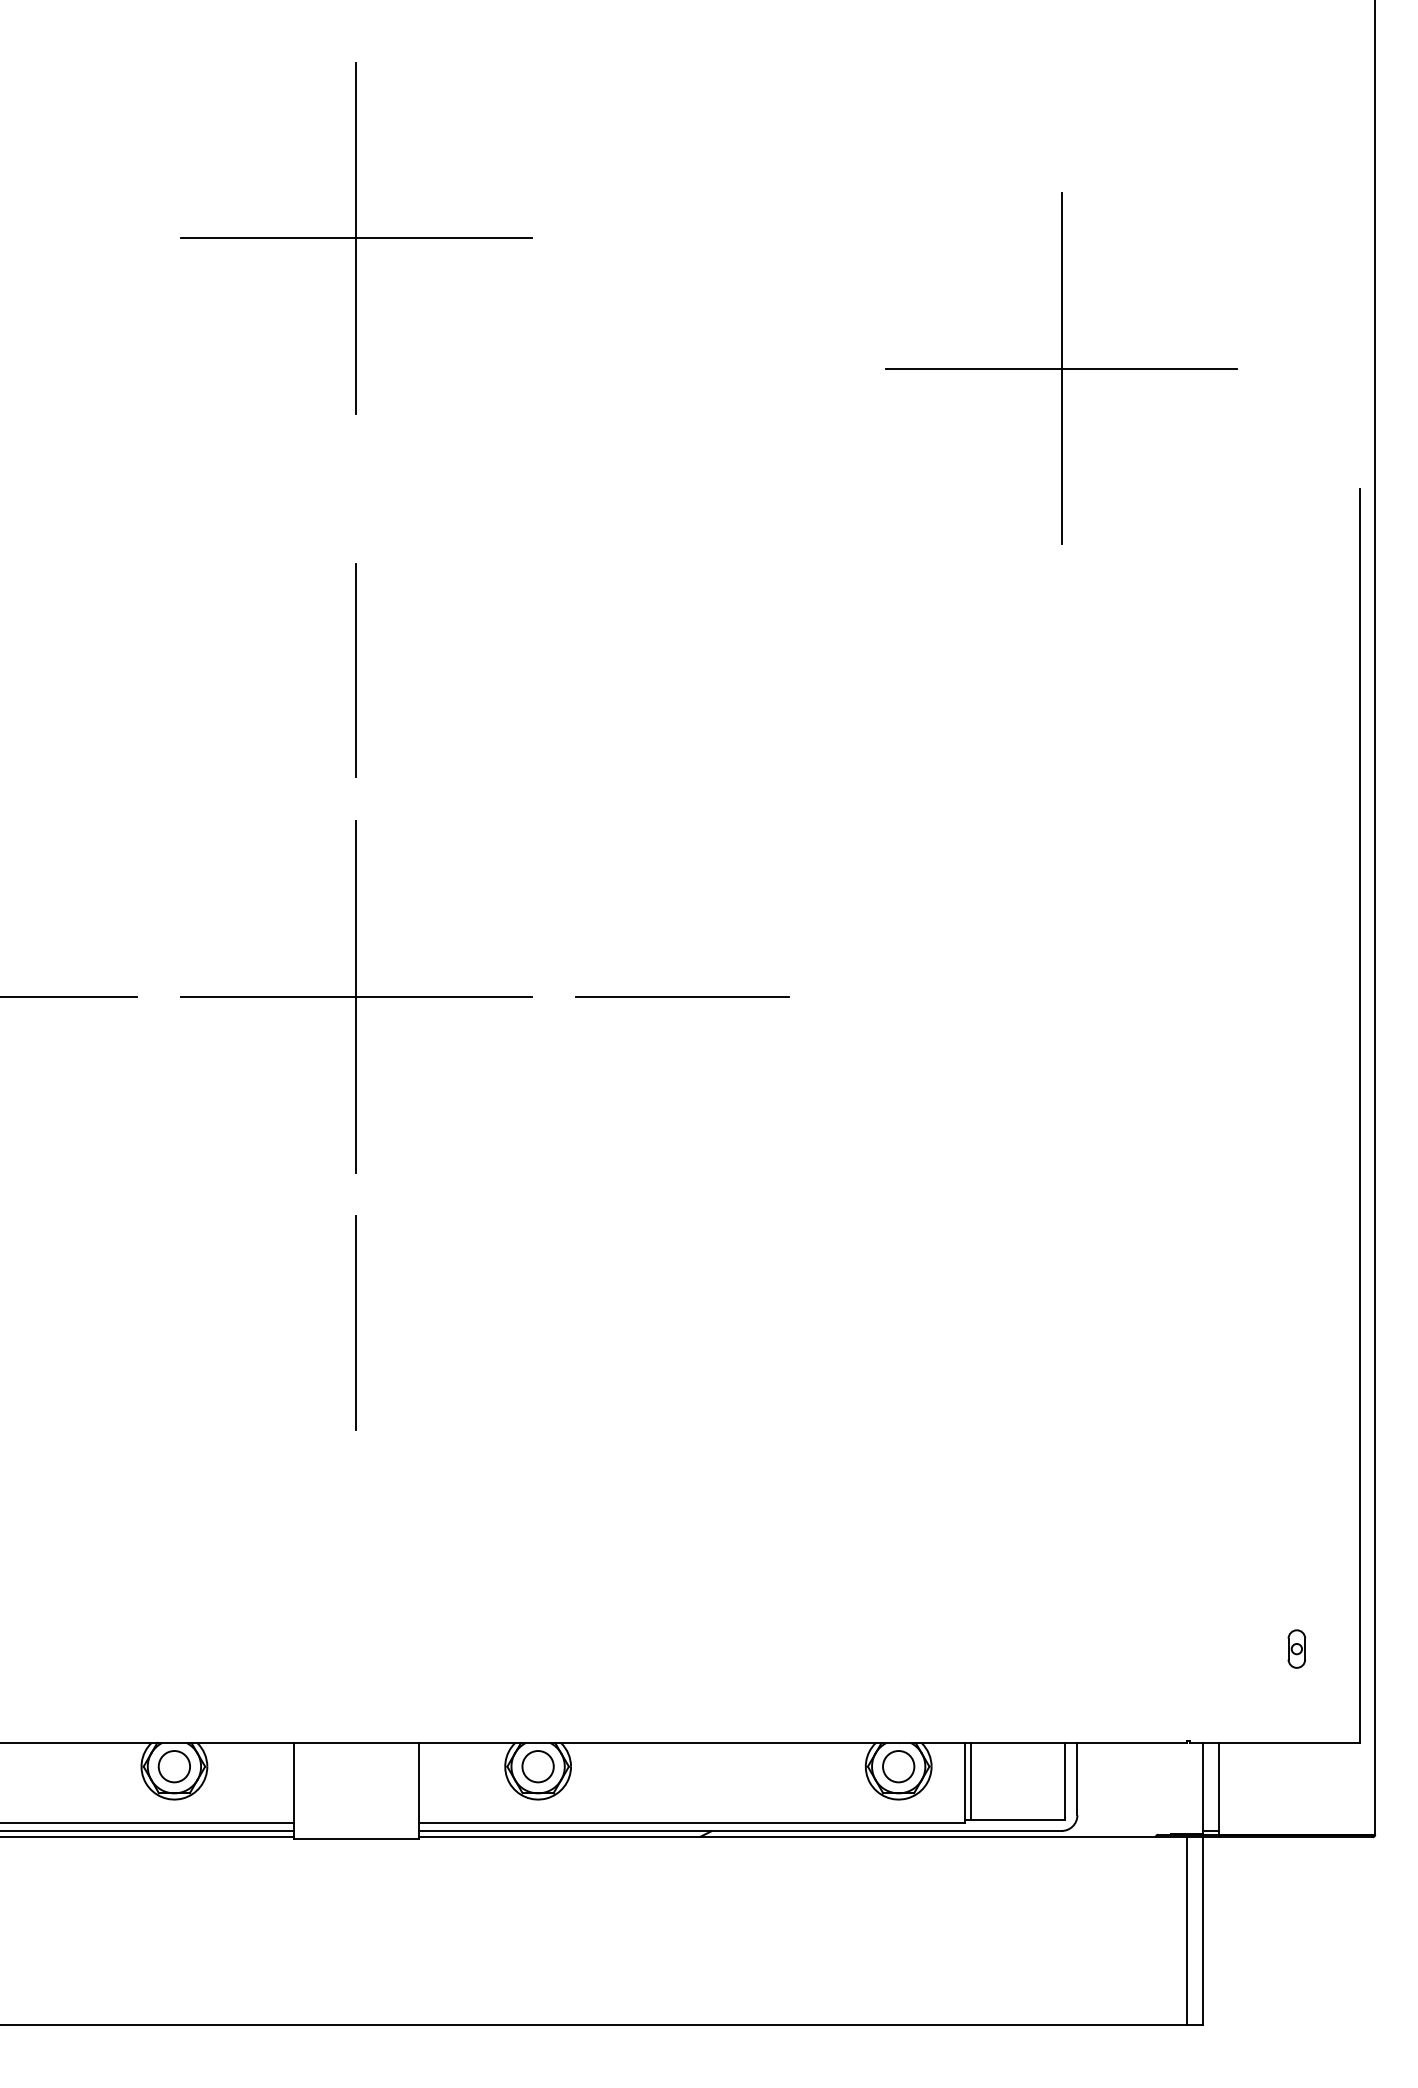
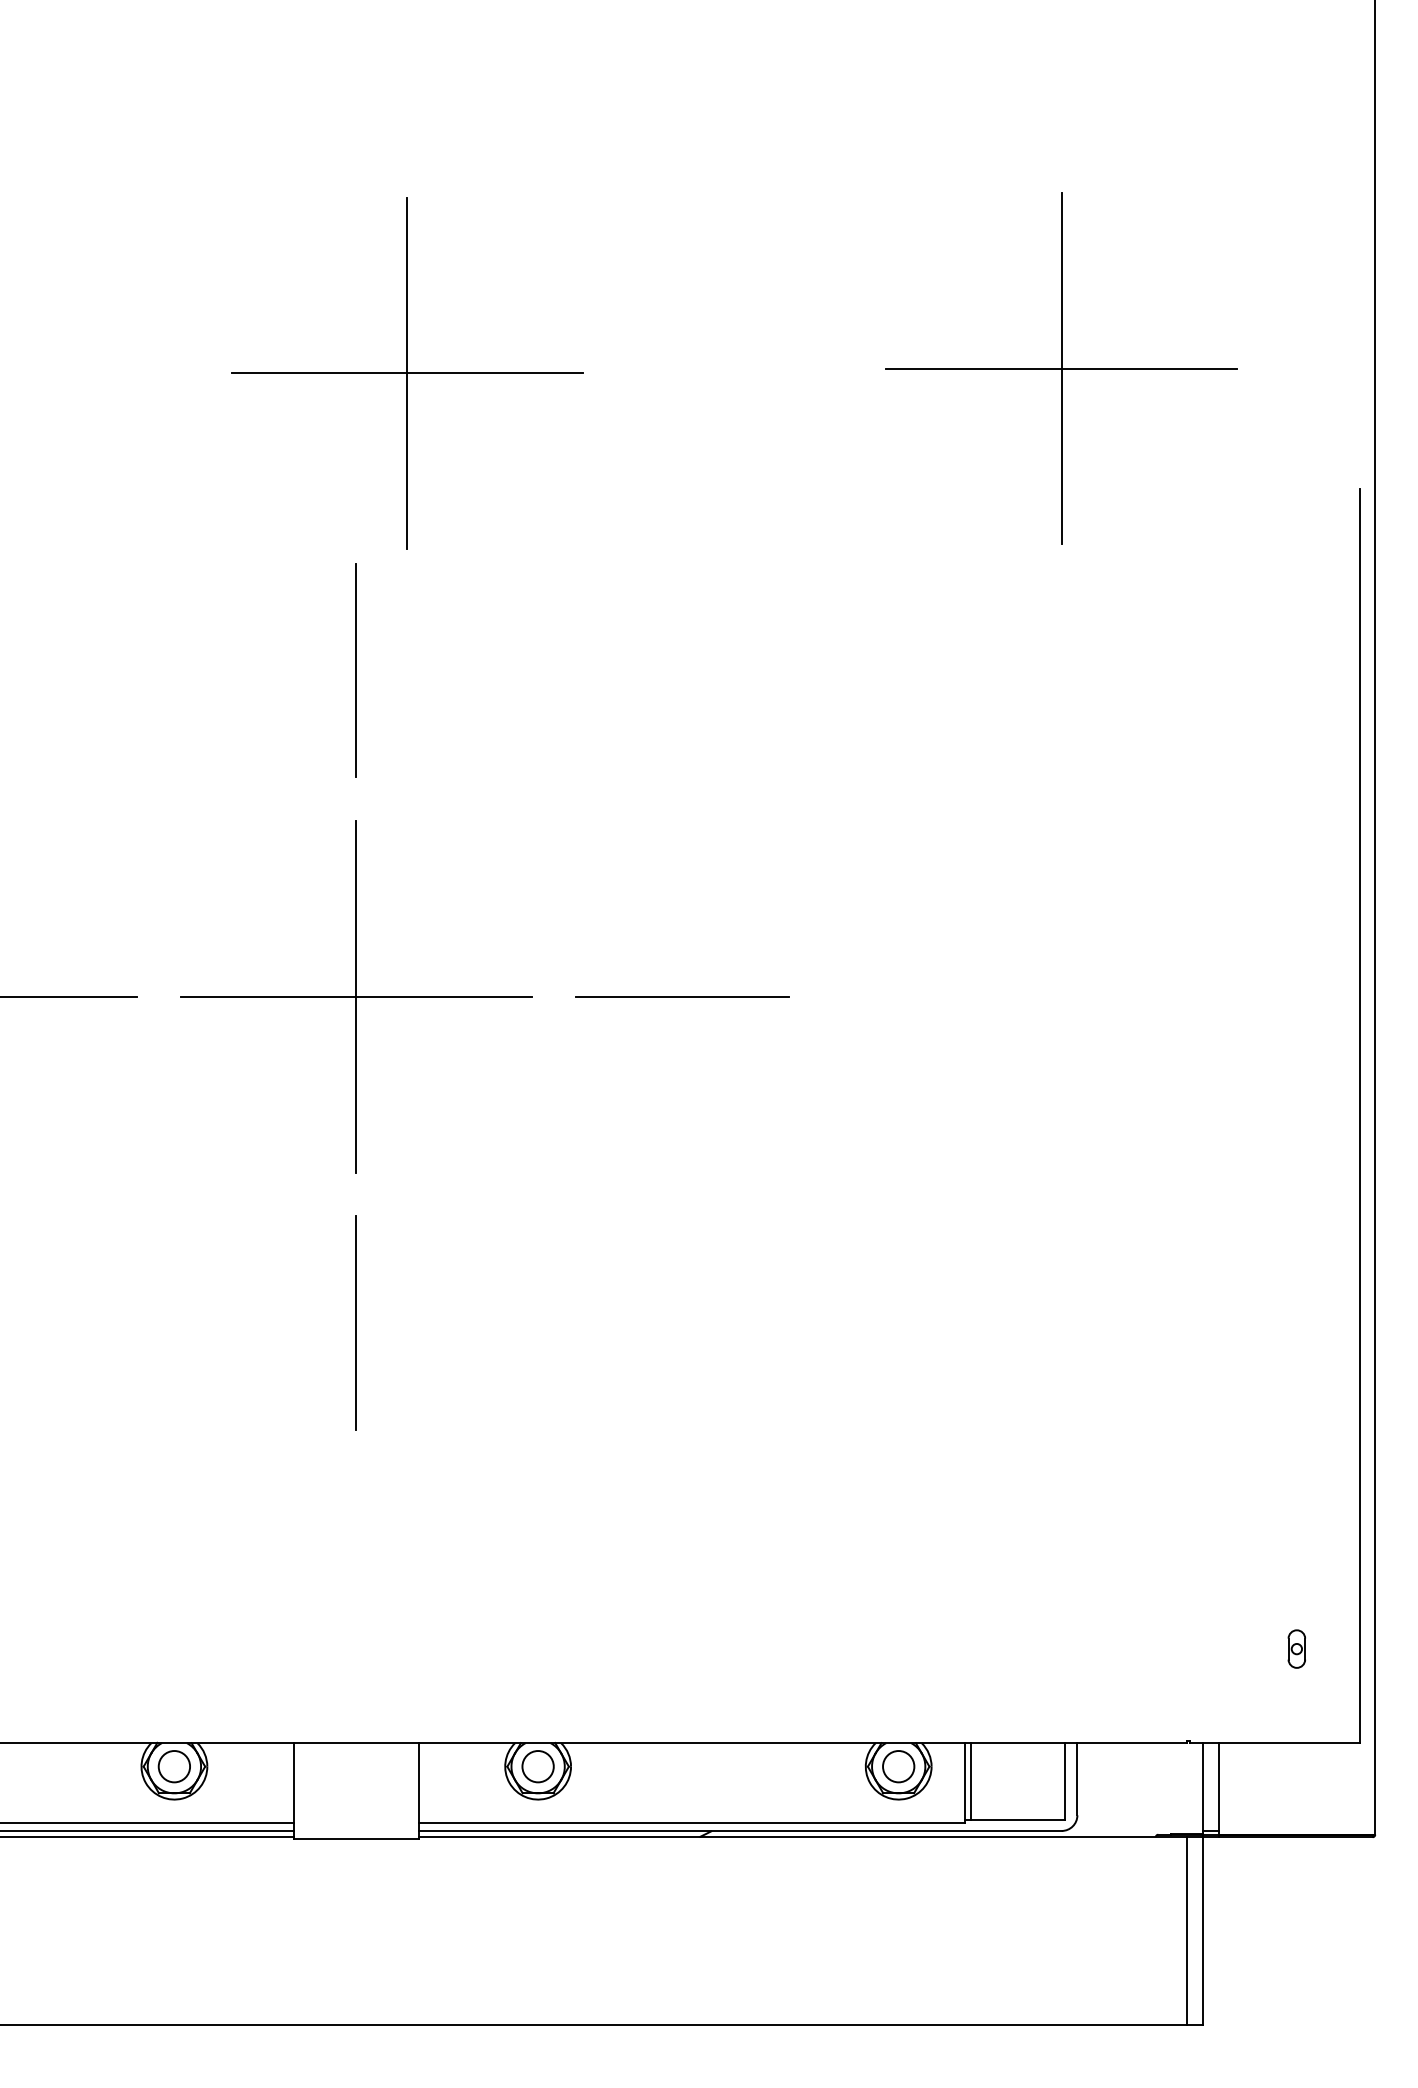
part position: (356, 238) -> (407, 373) (407, 373)
